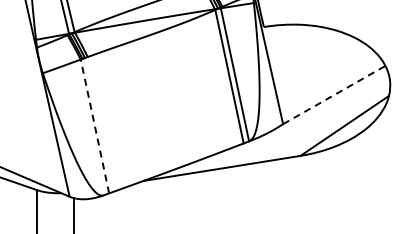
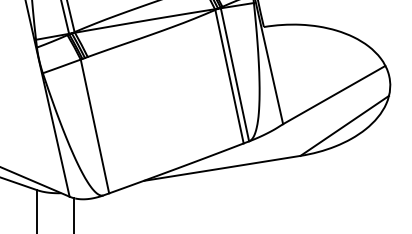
line: dashed -> solid (334, 95)
line: dashed -> solid (94, 126)
